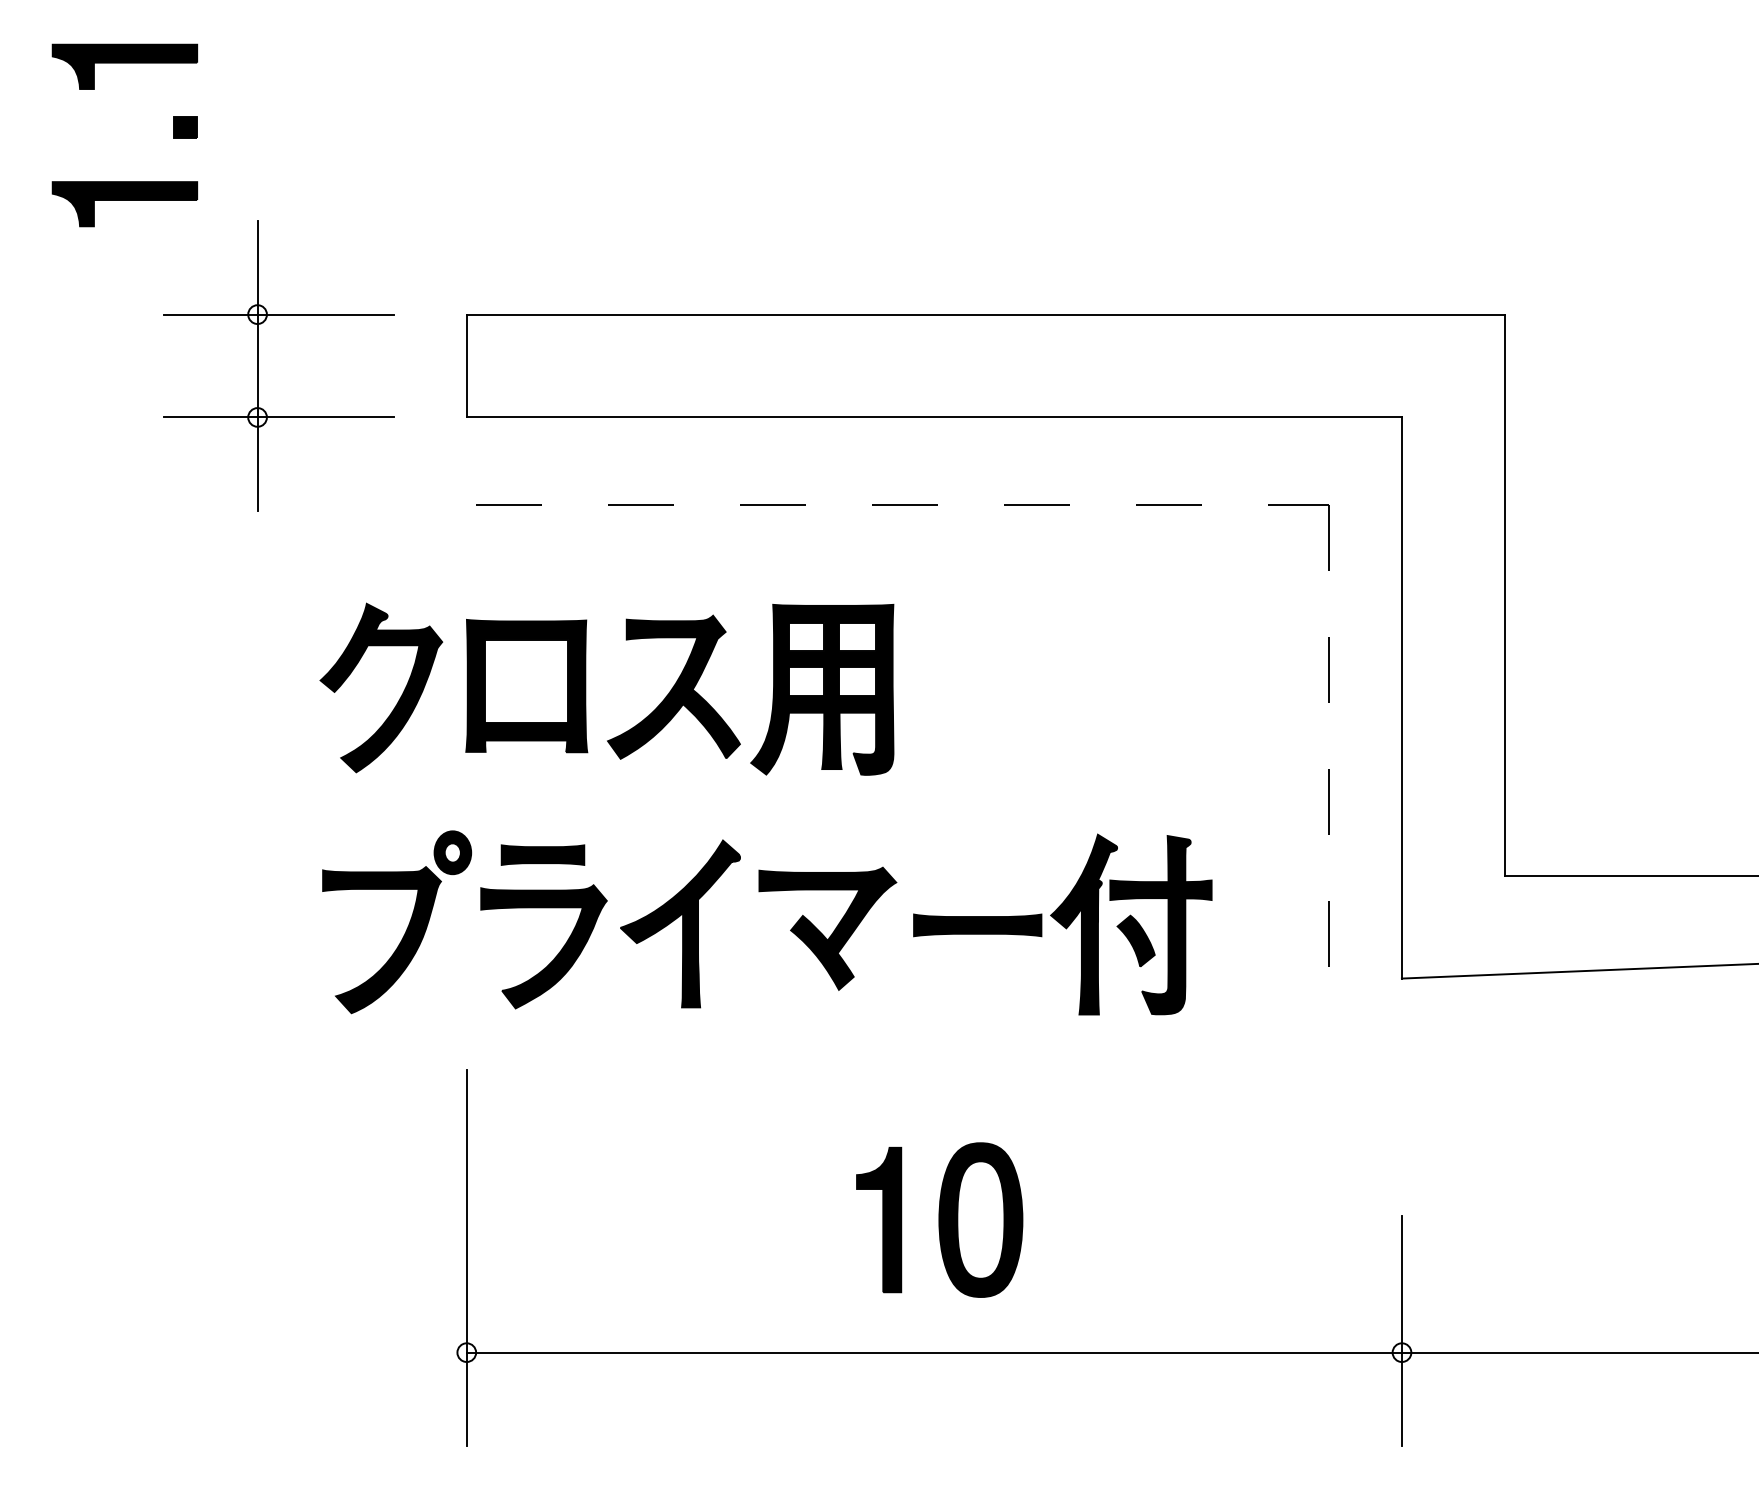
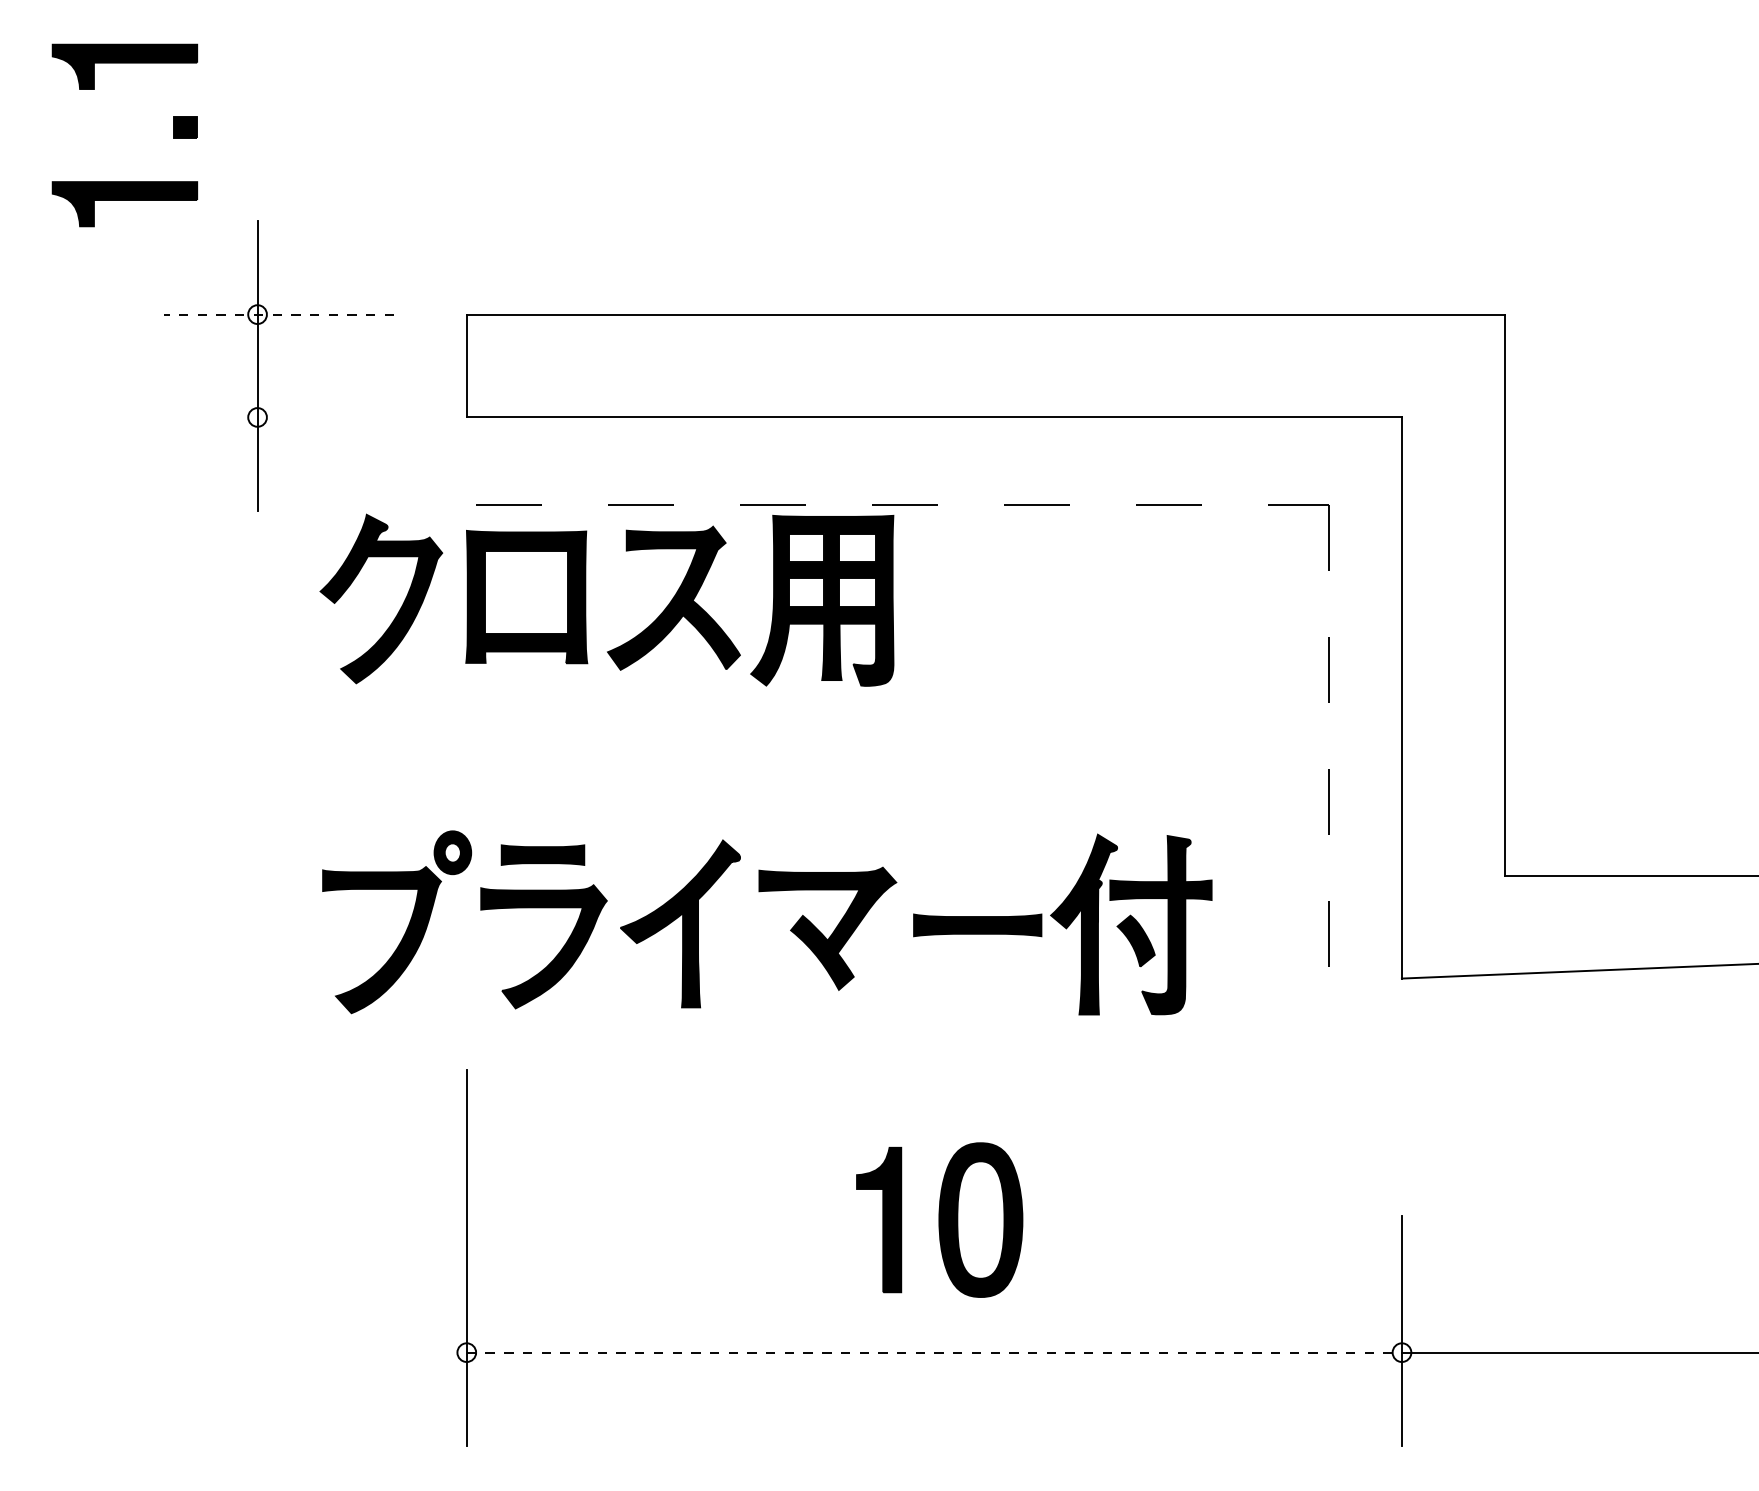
line: solid -> dashed (278, 314)
line: present -> none (279, 417)
part position: (586, 688) -> (586, 599) (586, 599)
line: solid -> dashed (934, 1352)
